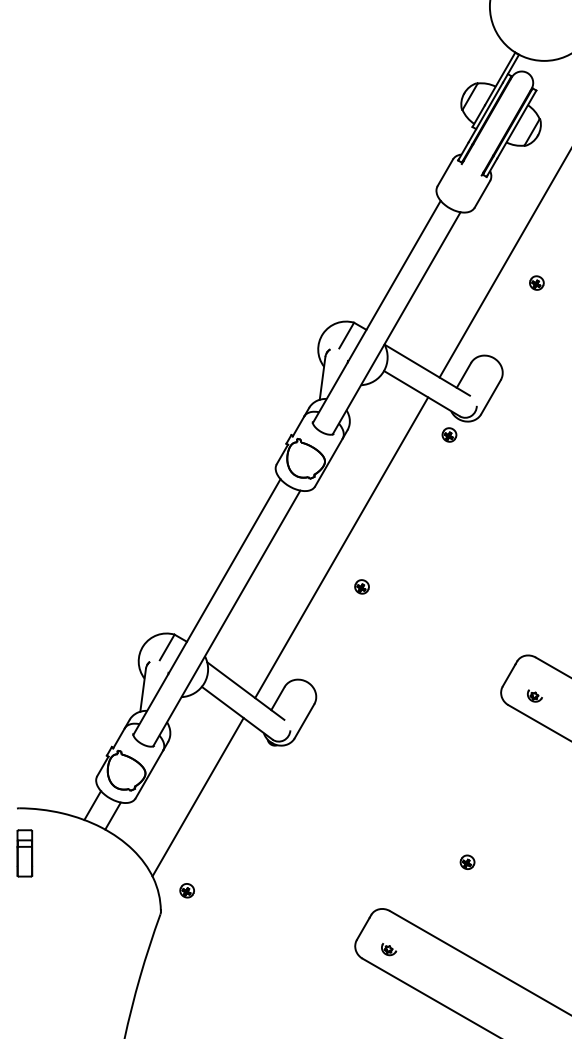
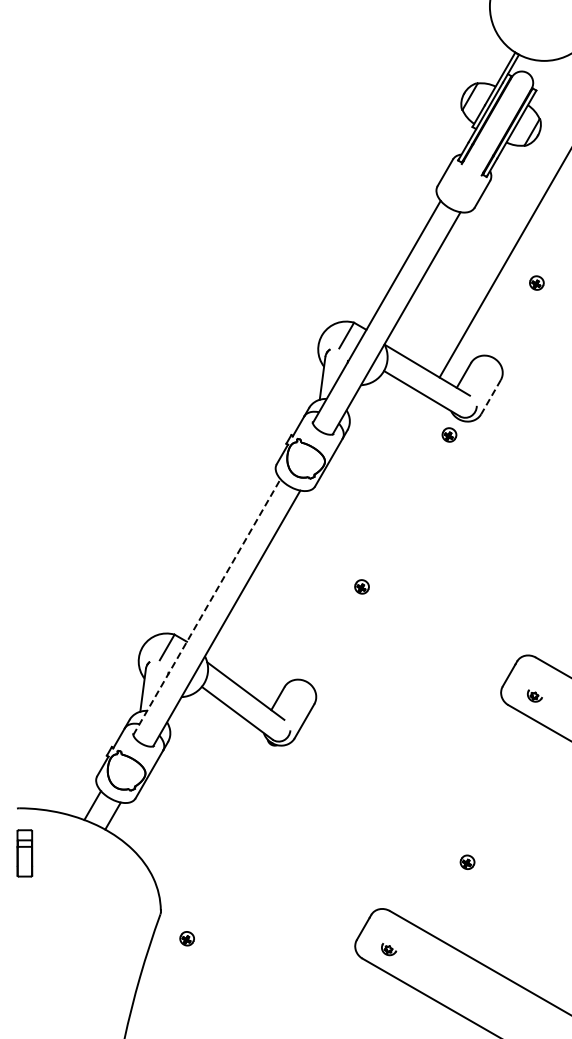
line: solid -> dashed (491, 397)
line: present -> none (341, 547)
line: solid -> dashed (206, 607)
line: present -> none (197, 797)
part position: (186, 890) -> (186, 938) (186, 938)
